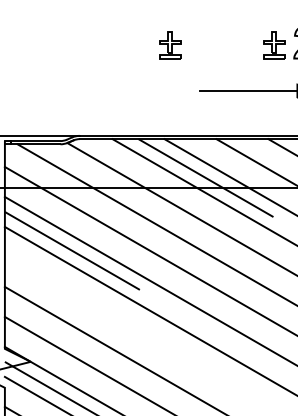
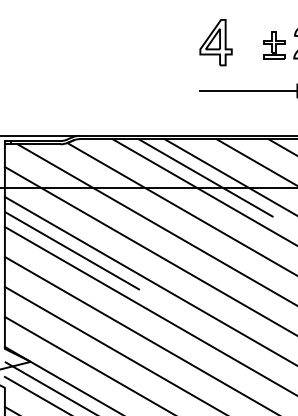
part: none -> present (215, 42)
part: present -> none (170, 45)
line: none -> present (139, 334)
